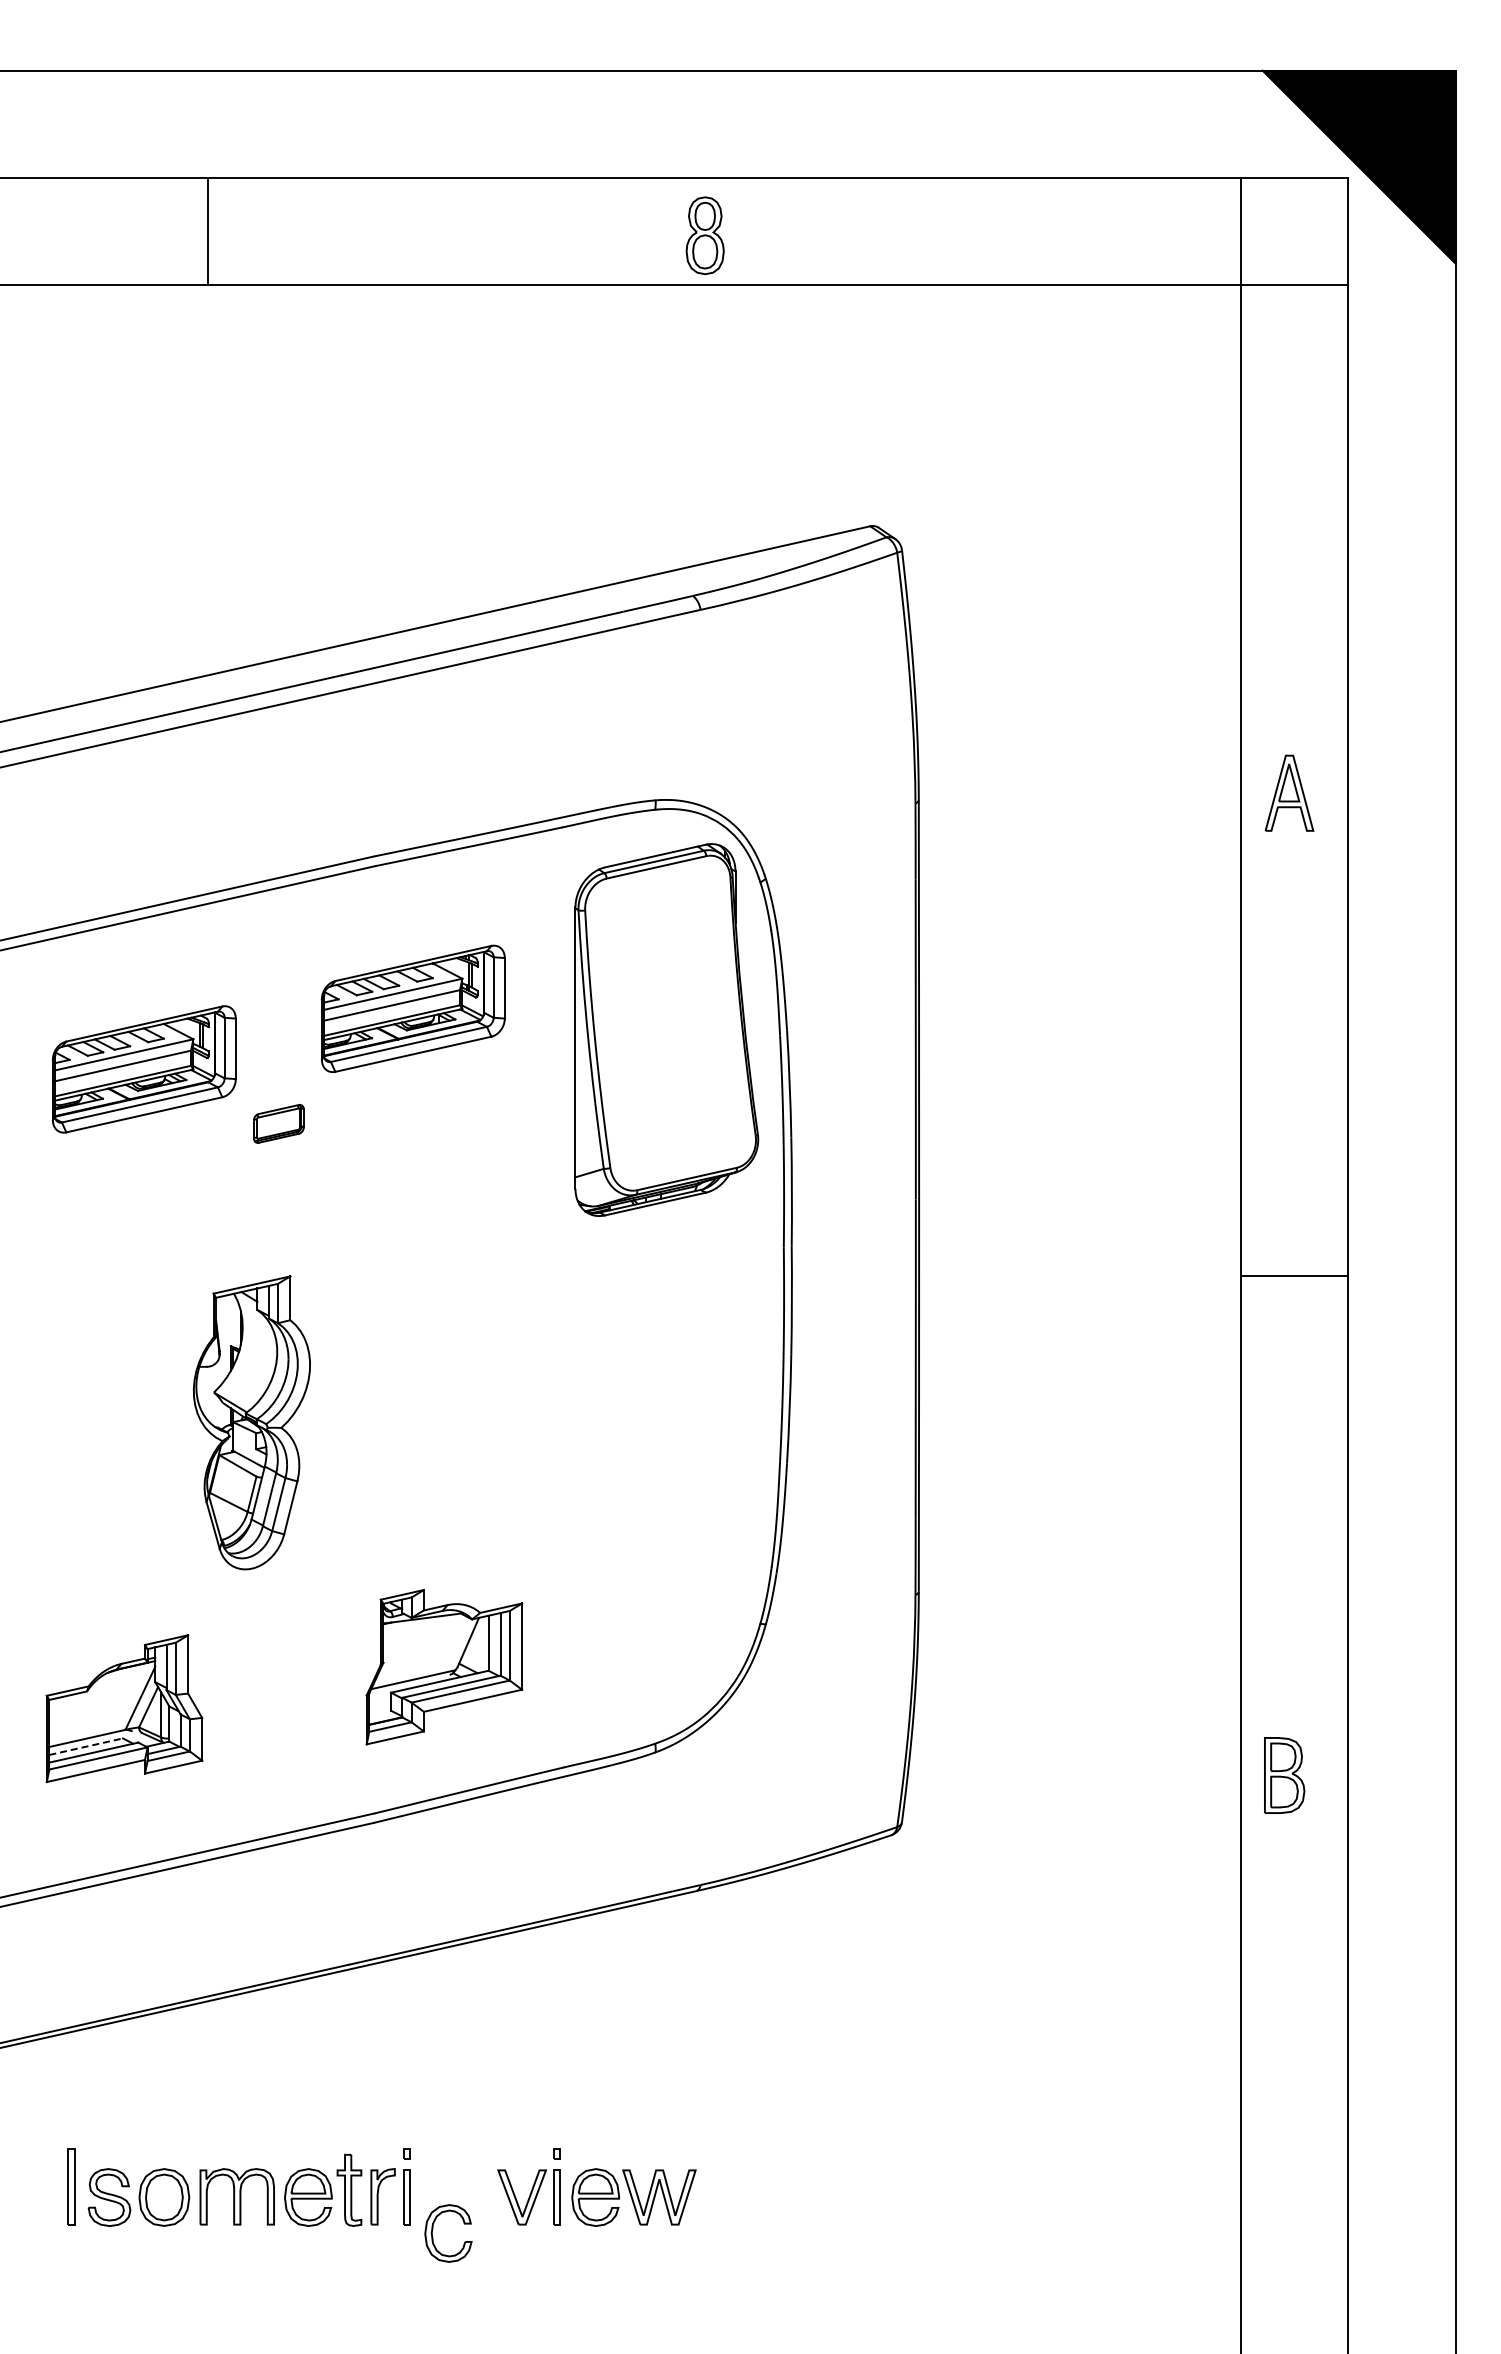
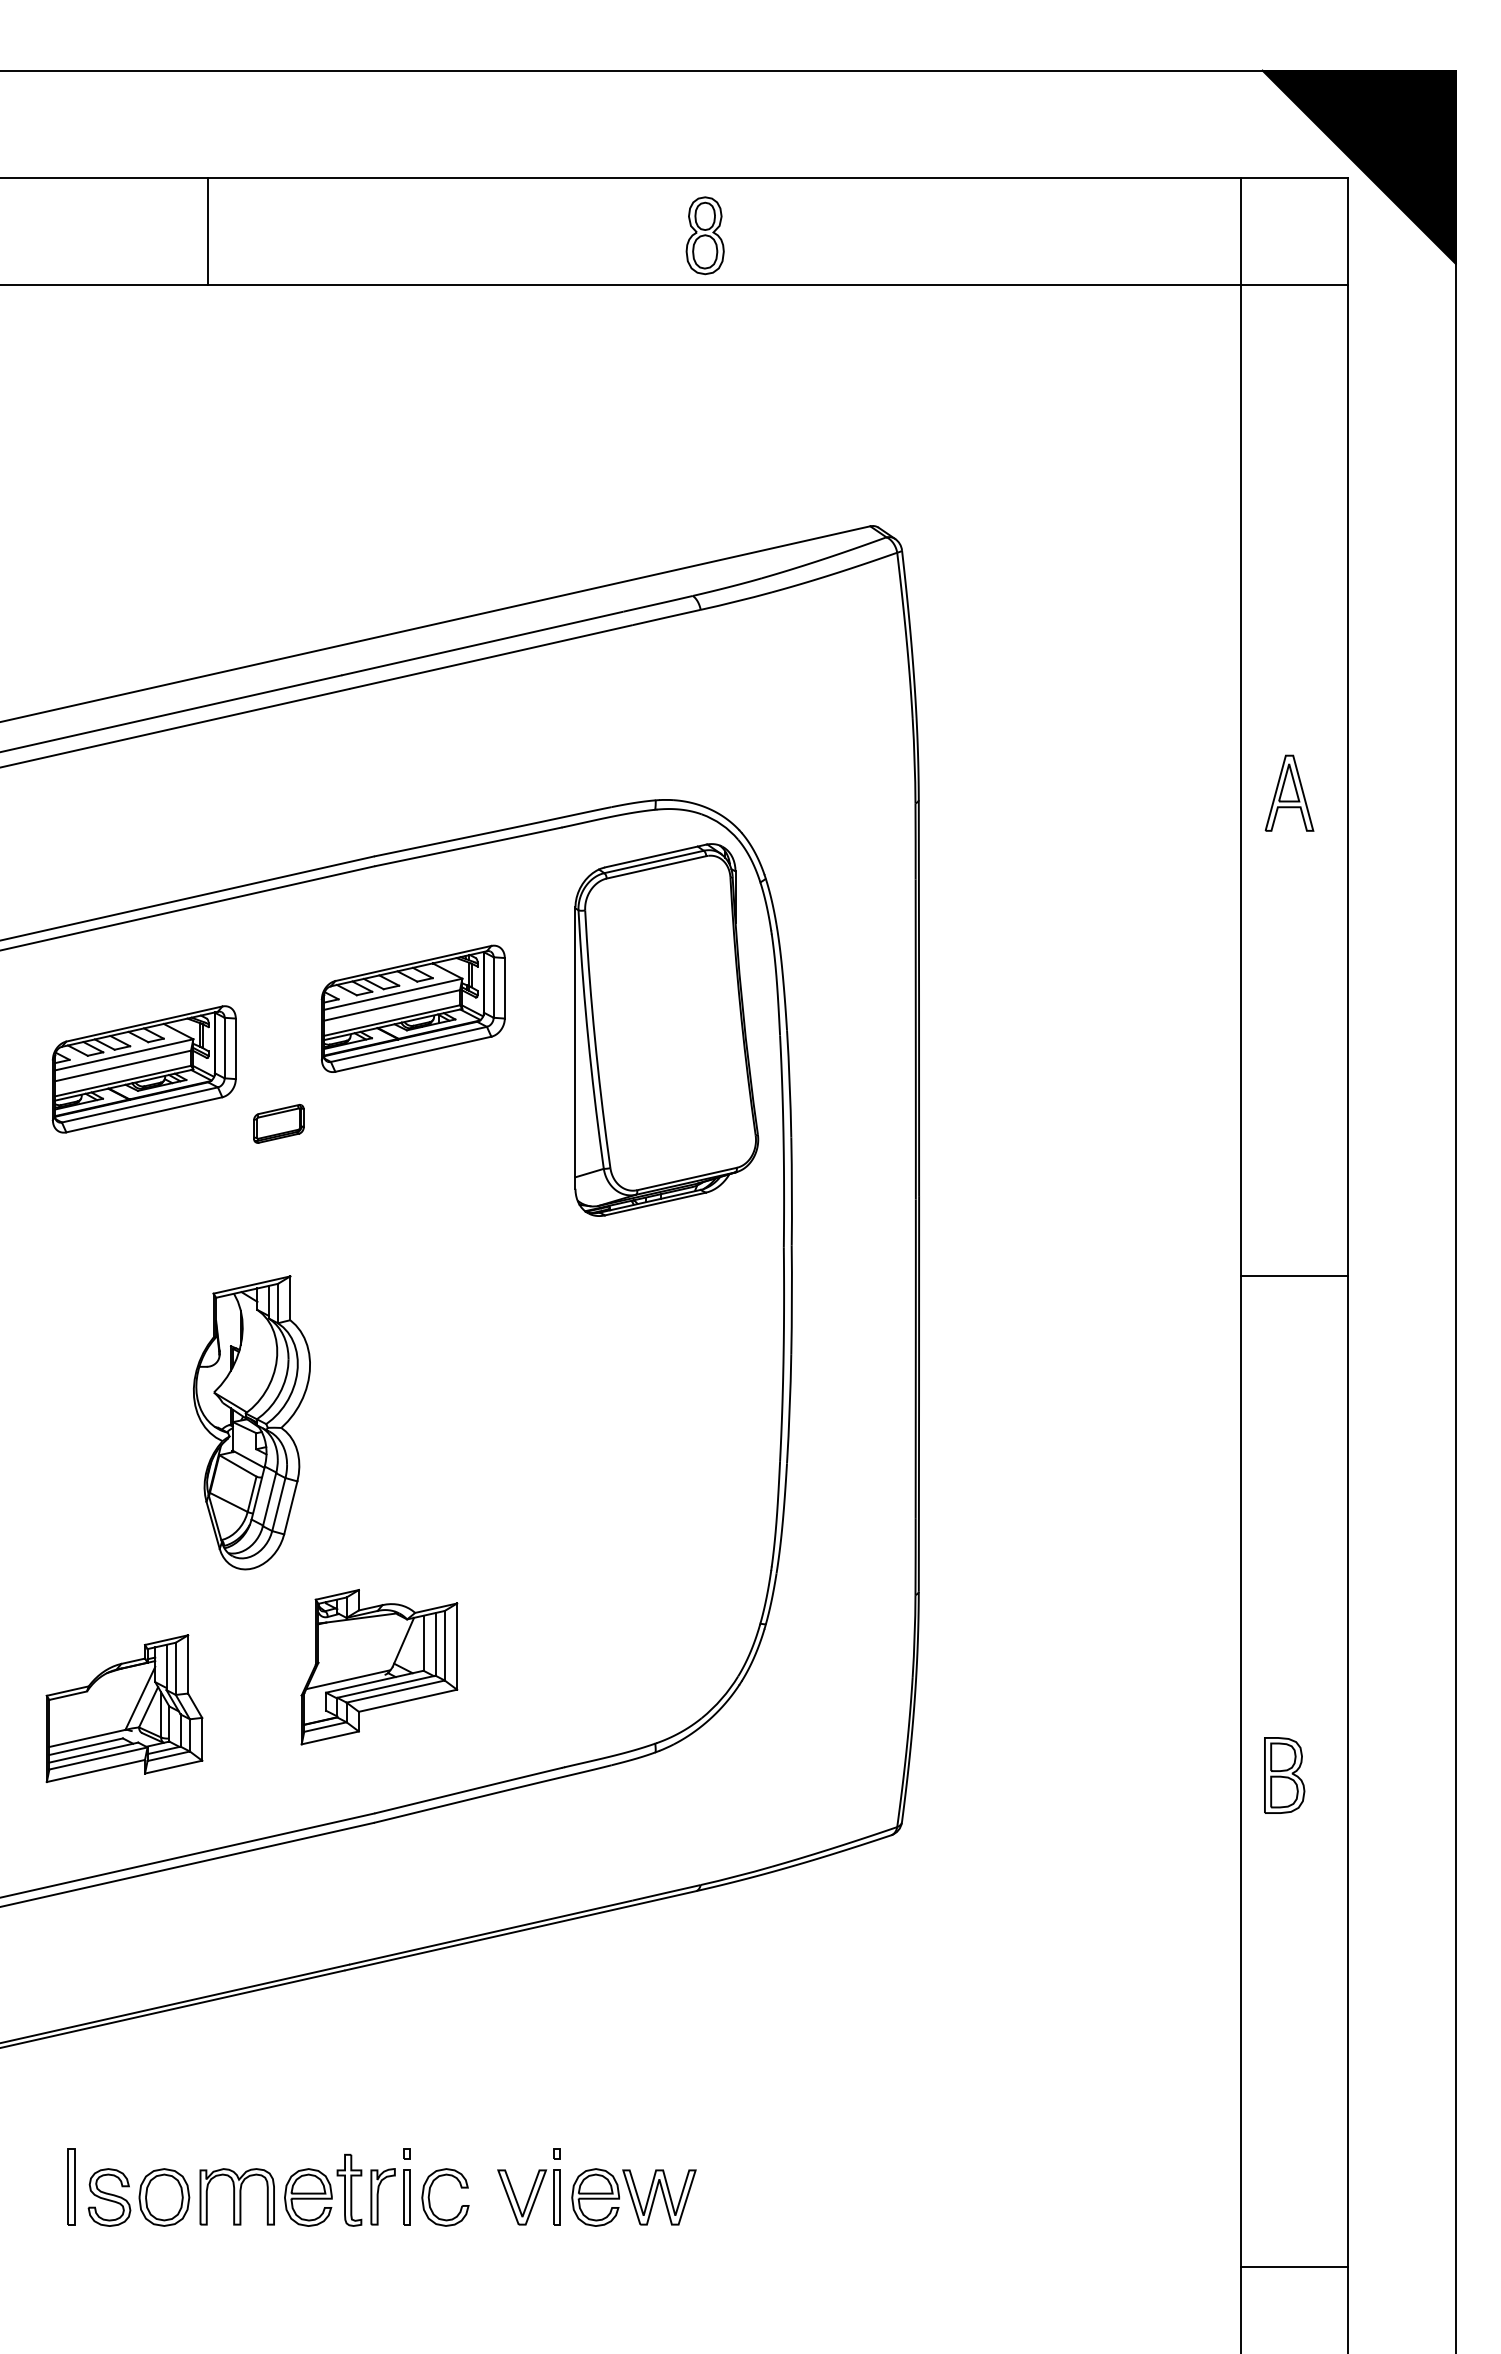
part position: (444, 1667) -> (379, 1667) (379, 1667)
line: dashed -> solid (86, 1746)
part position: (433, 2229) -> (430, 2193) (430, 2193)
line: none -> present (1294, 2267)
